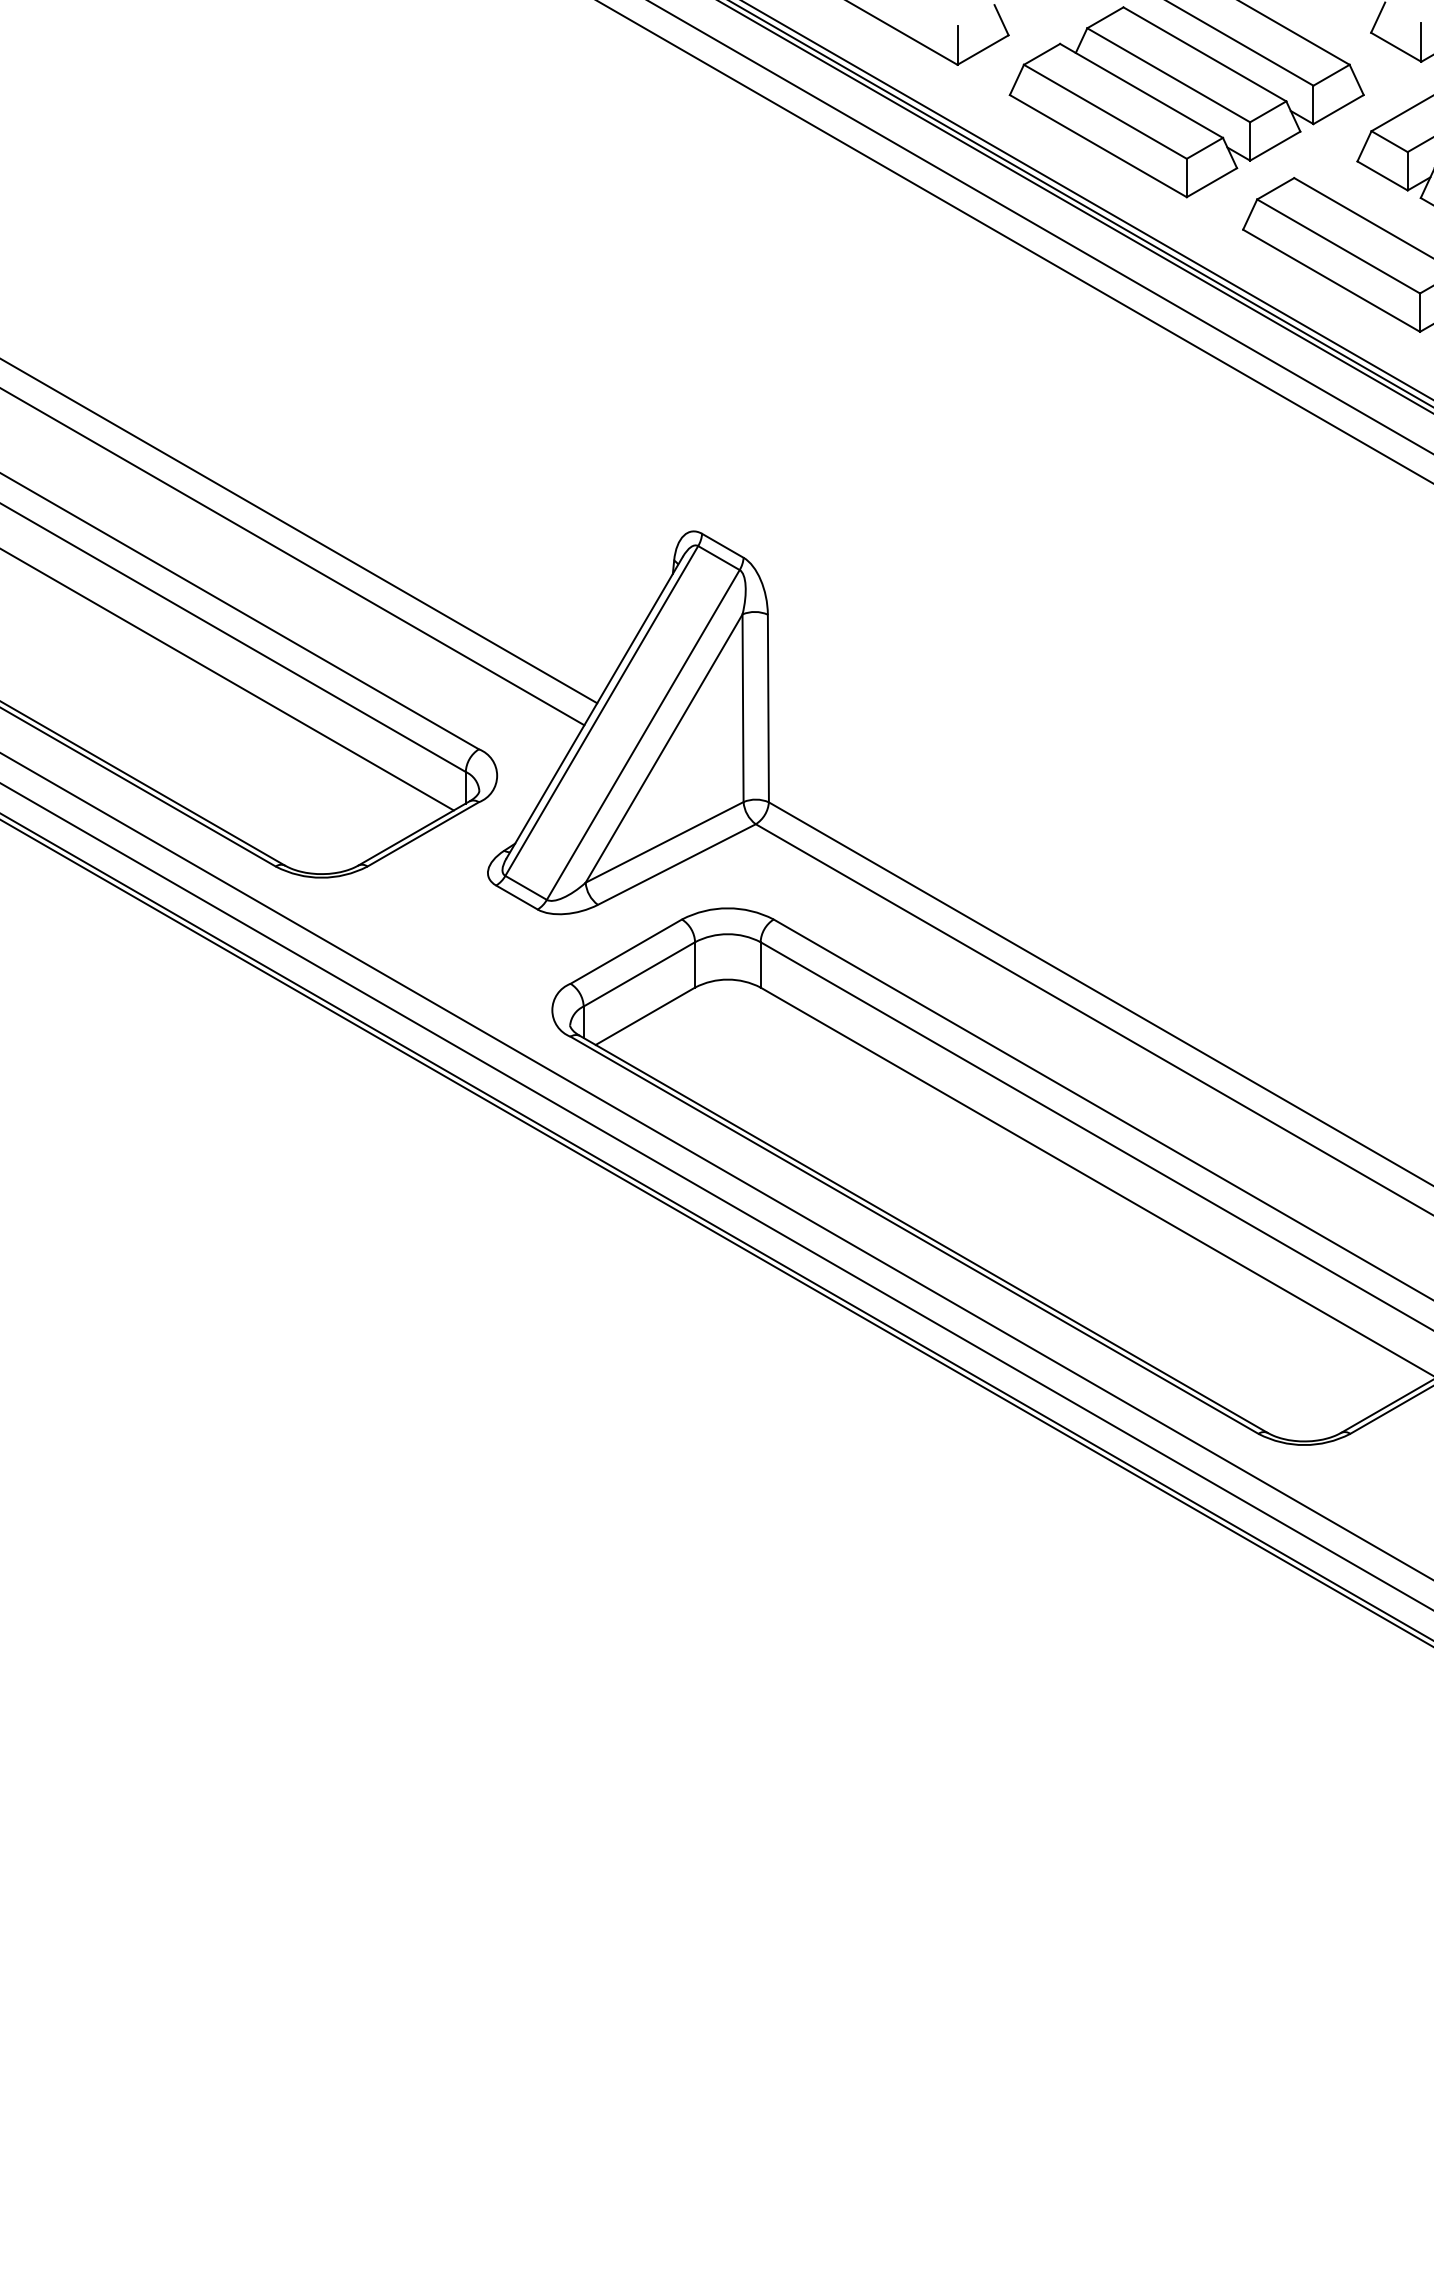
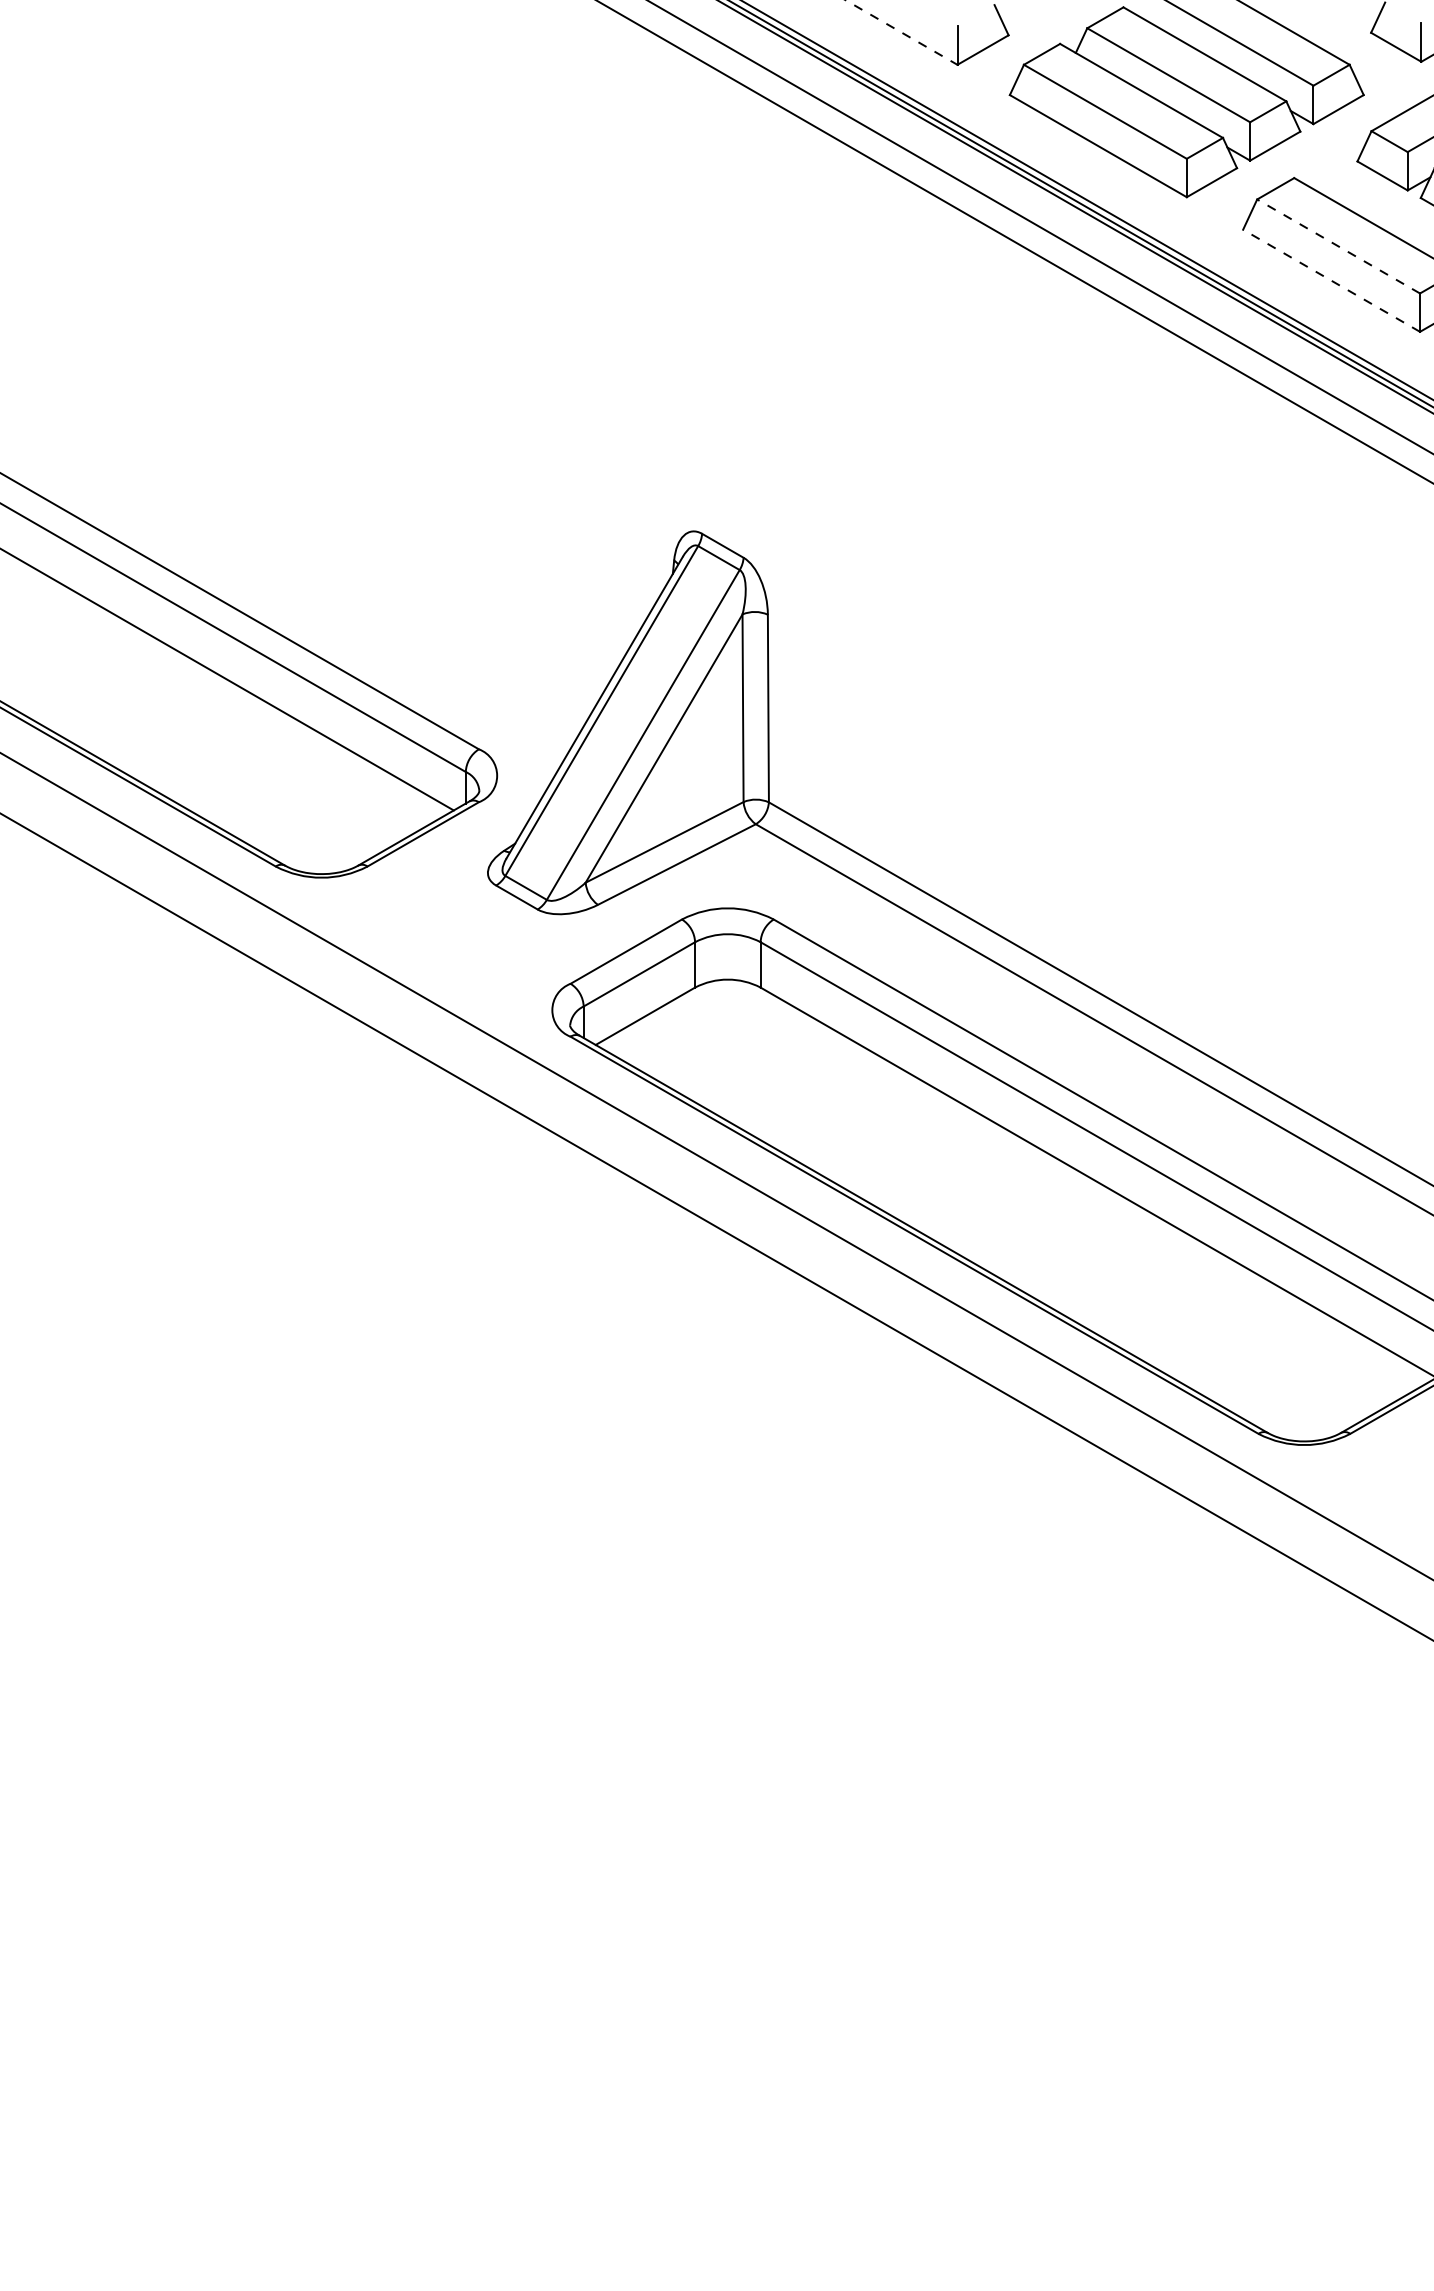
line: solid -> dashed (902, 32)
line: solid -> dashed (1338, 246)
line: solid -> dashed (1331, 280)
line: present -> none (299, 531)
line: present -> none (293, 557)
line: present -> none (716, 1196)
line: present -> none (716, 1233)
